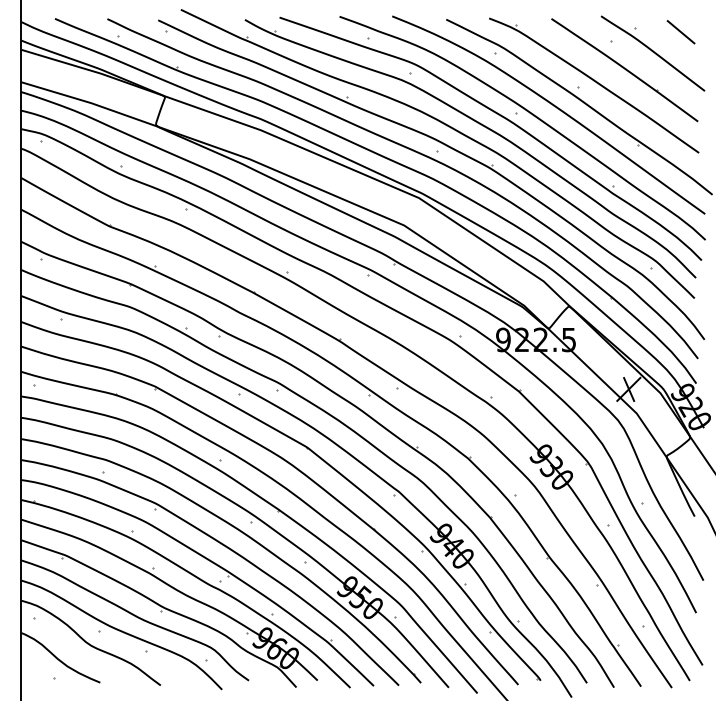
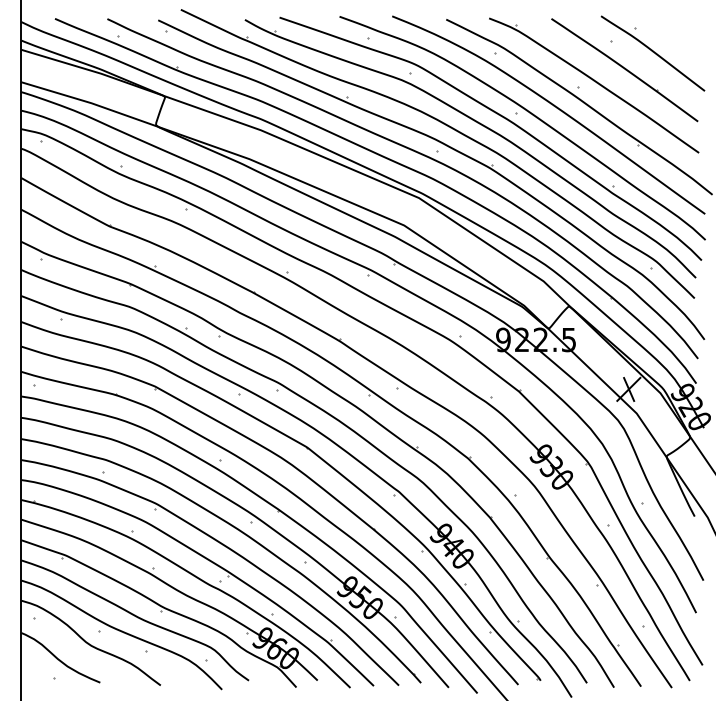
line: present -> none (680, 32)
